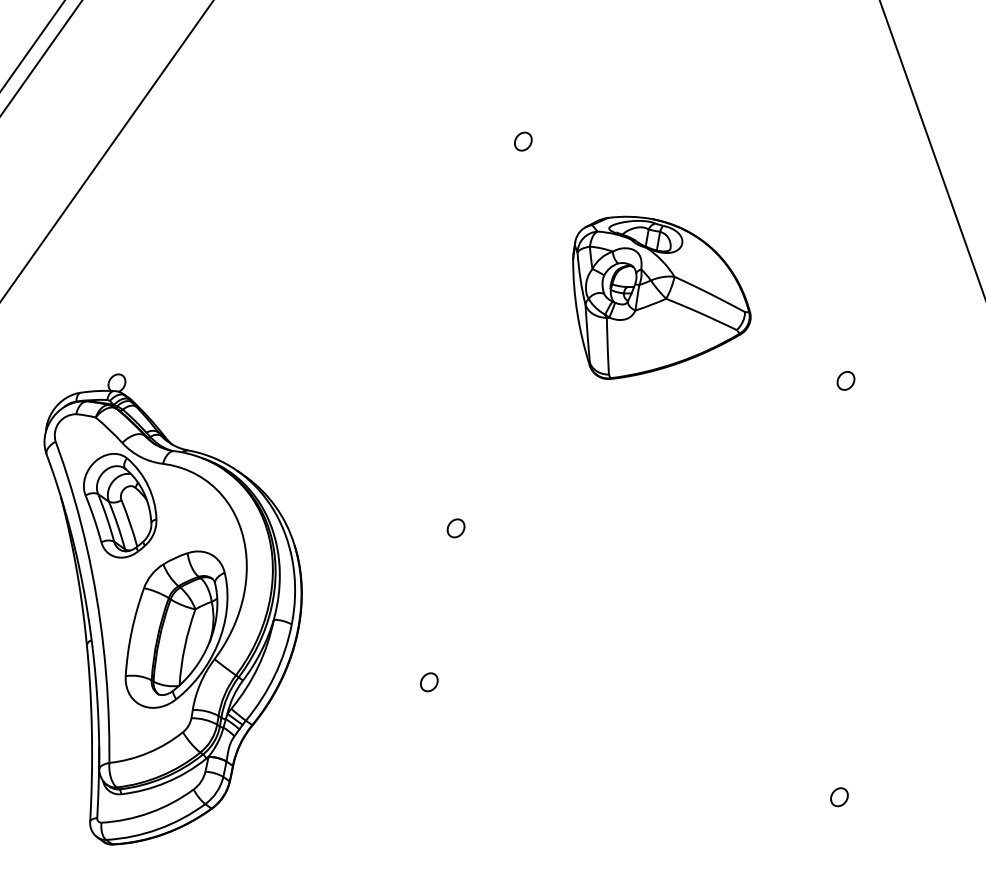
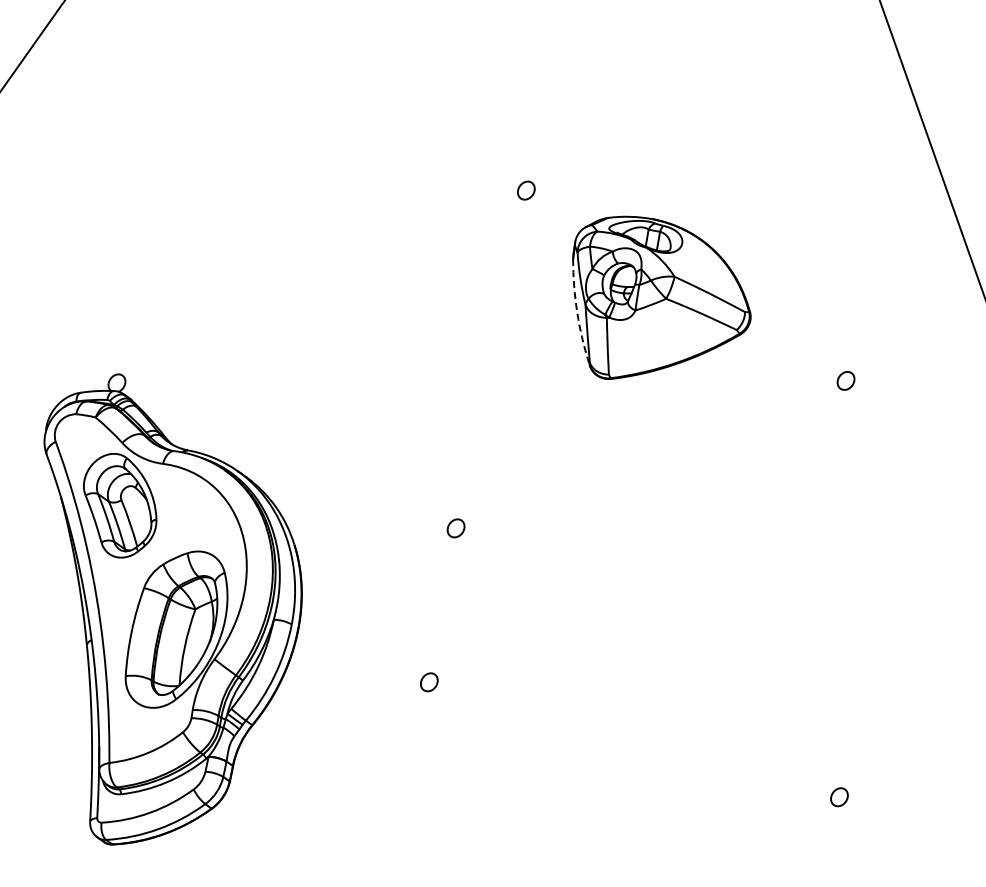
line: present -> none (41, 57)
part position: (523, 141) -> (526, 190) (526, 190)
line: present -> none (107, 150)
arc: solid -> dashed (577, 312)
